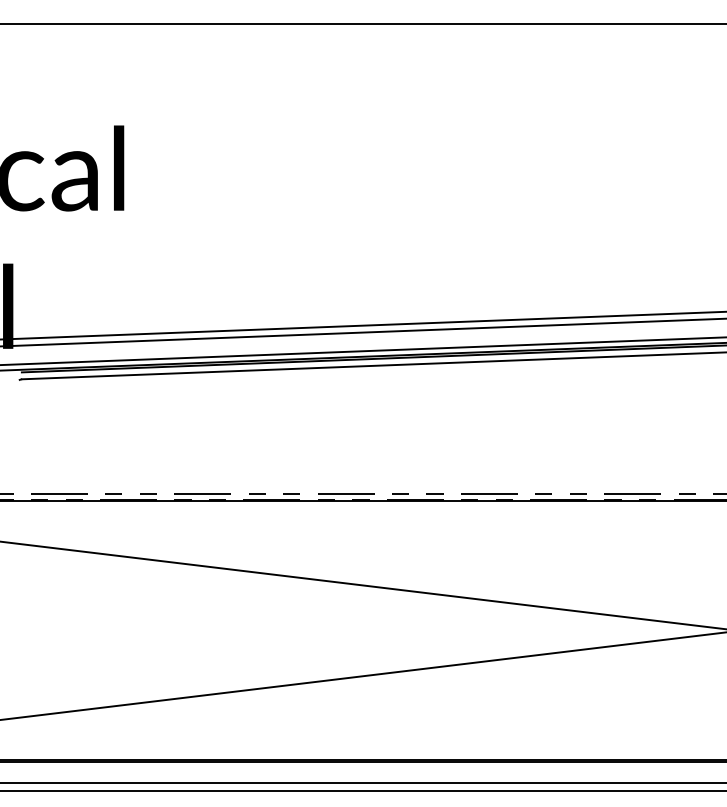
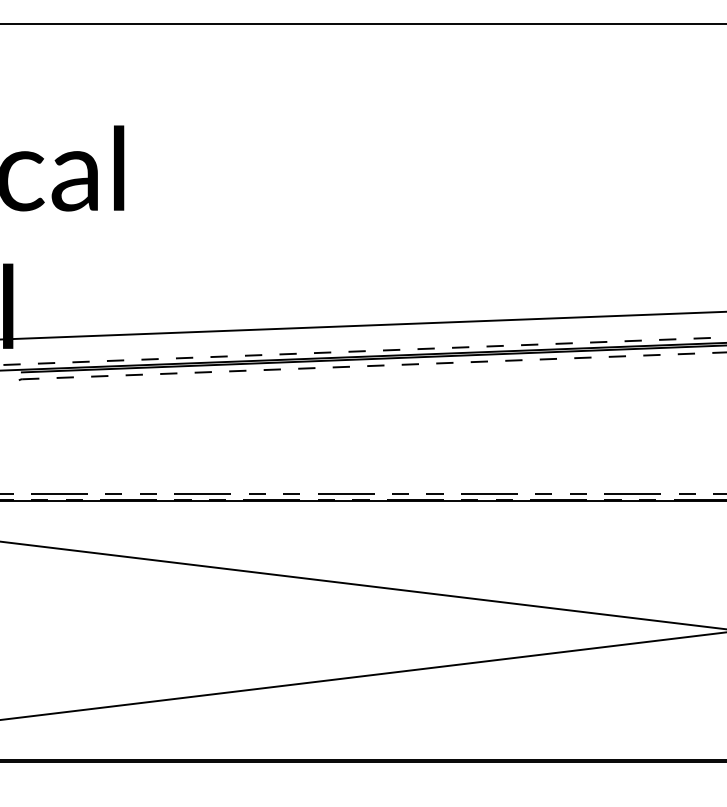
line: present -> none (362, 332)
line: solid -> dashed (363, 351)
line: solid -> dashed (374, 365)
line: present -> none (362, 782)
line: present -> none (362, 791)
